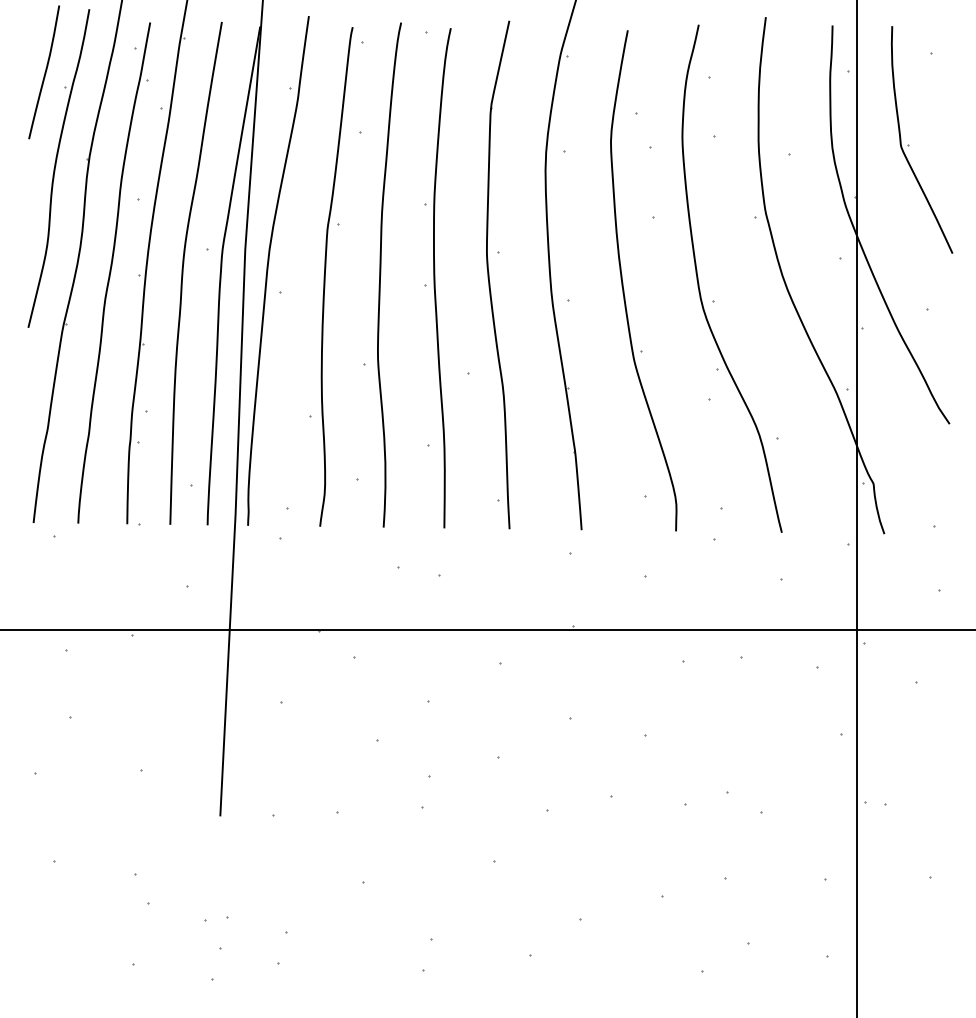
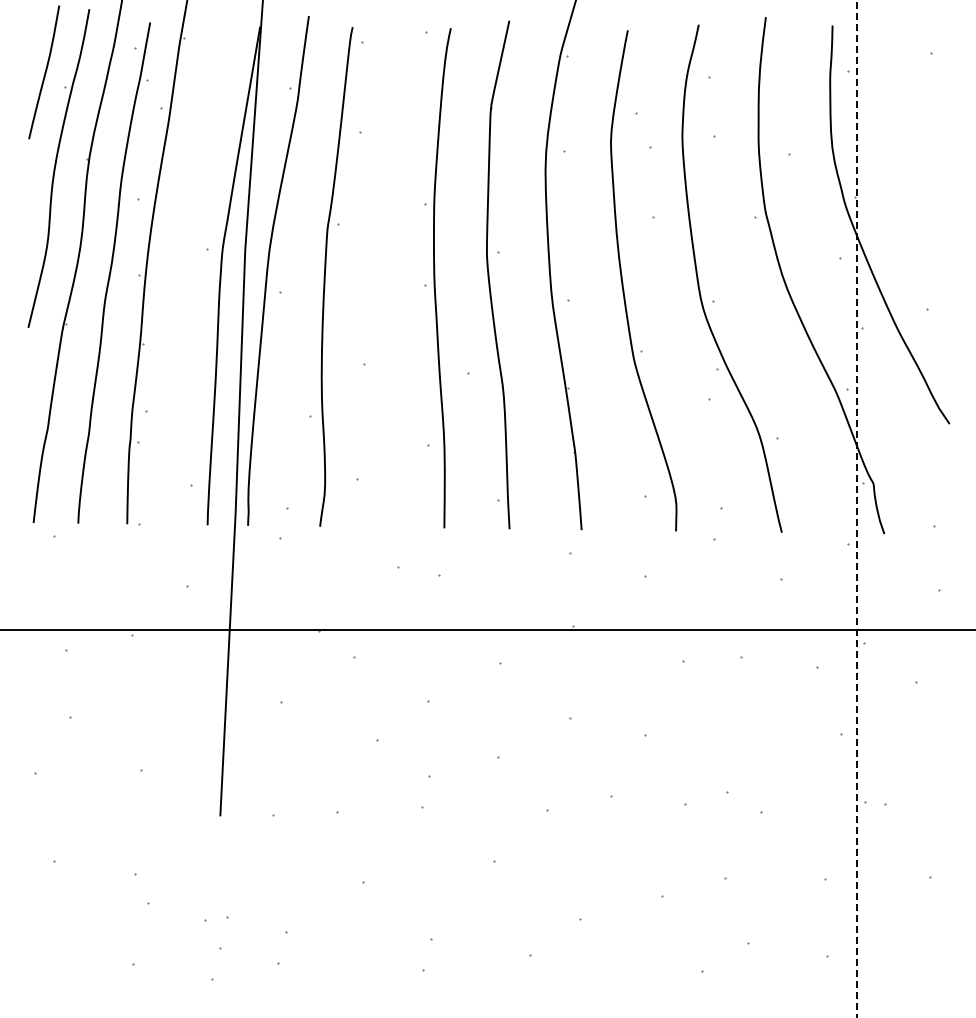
part: present -> none (909, 145)
curve: present -> none (183, 272)
curve: present -> none (381, 274)
line: solid -> dashed (856, 509)
